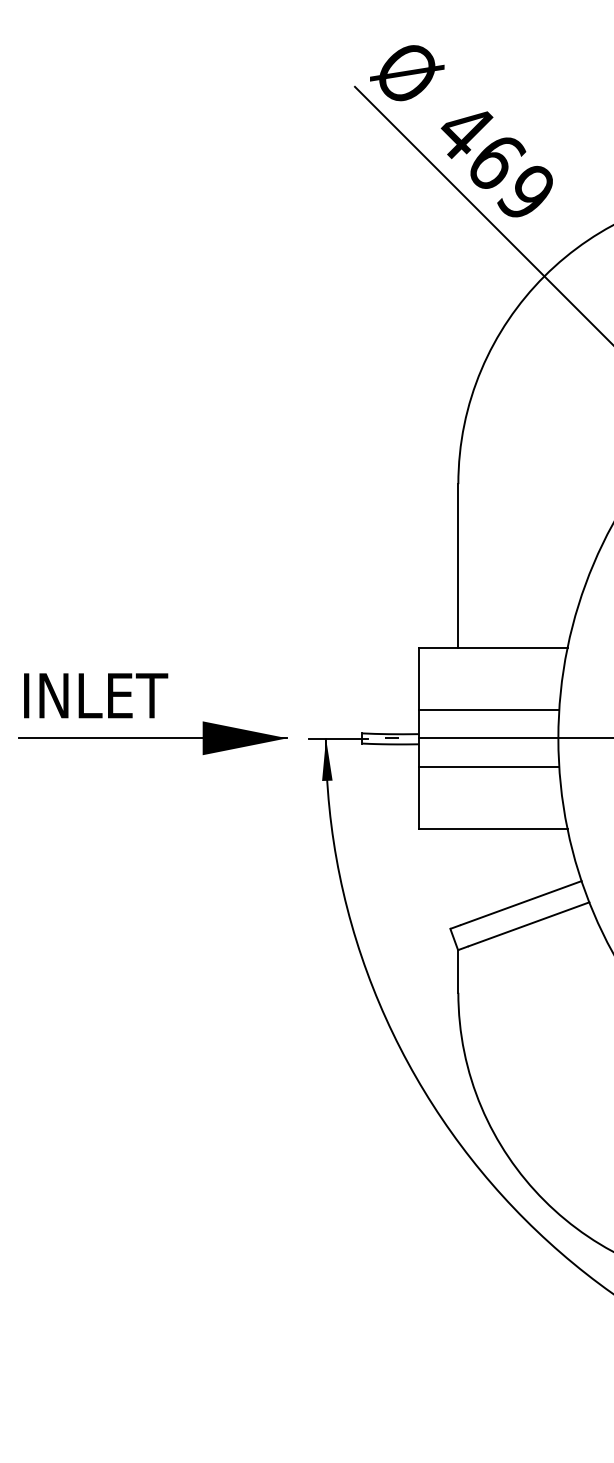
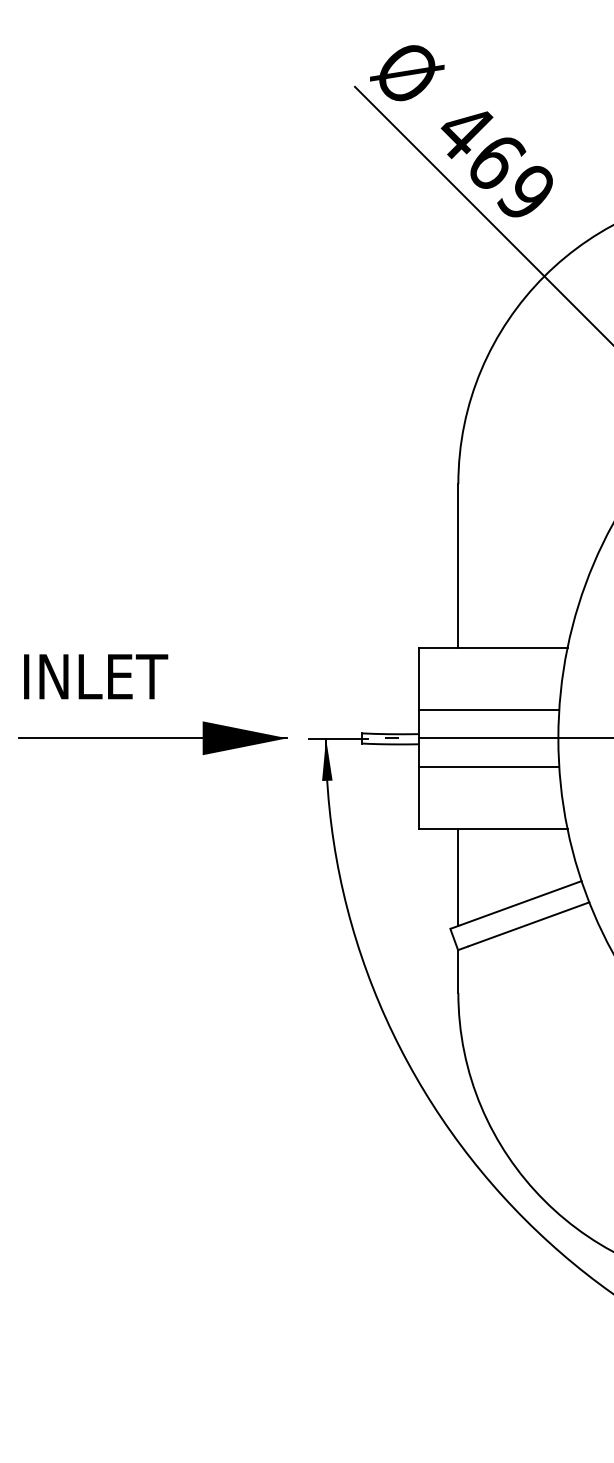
text position: (96, 695) -> (96, 676) (96, 676)
line: none -> present (458, 876)
